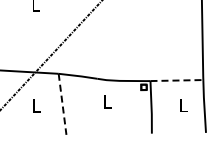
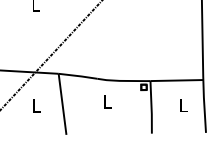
line: dashed -> solid (177, 80)
line: dashed -> solid (62, 104)
